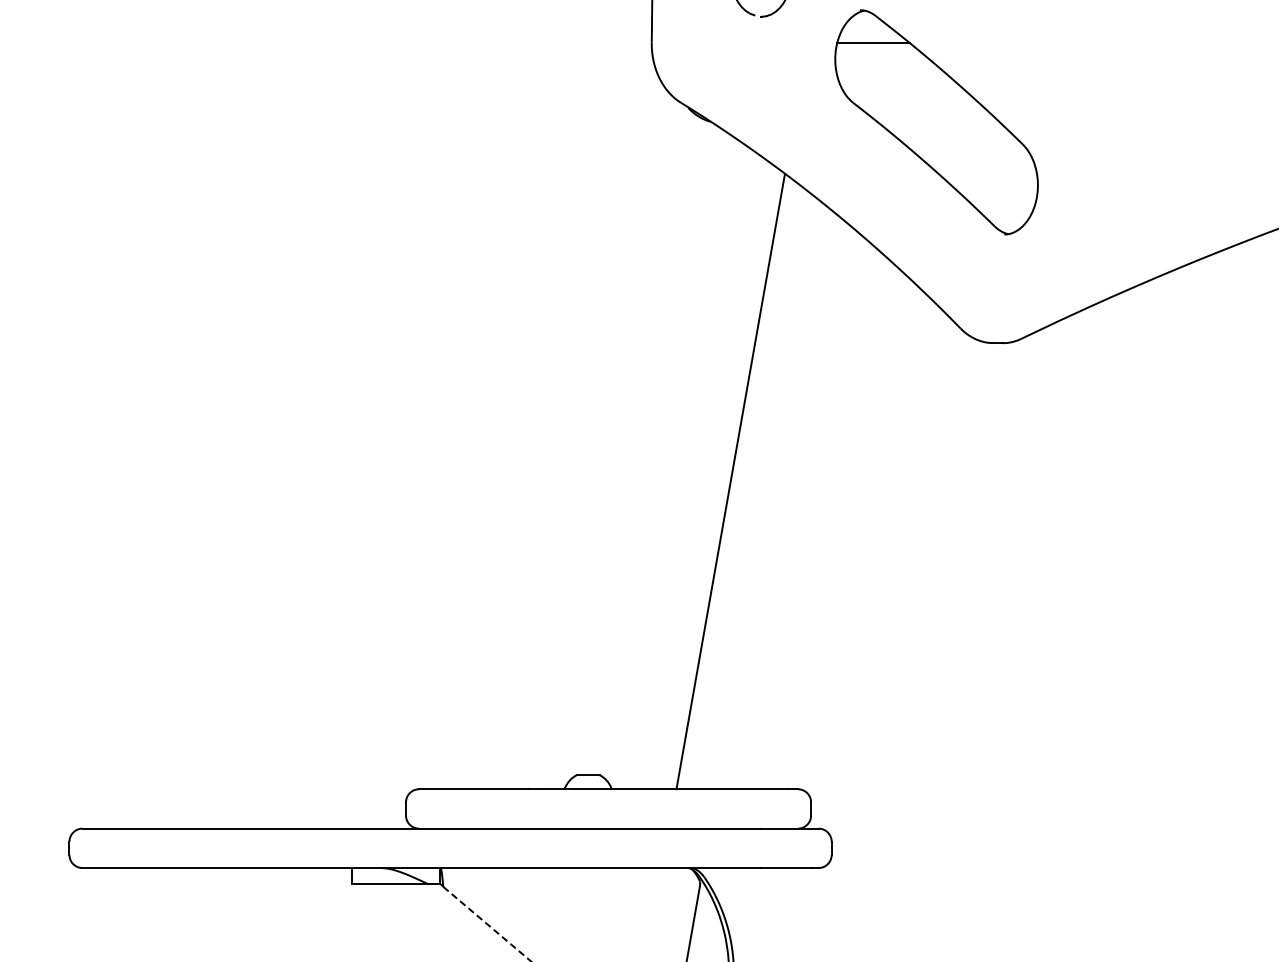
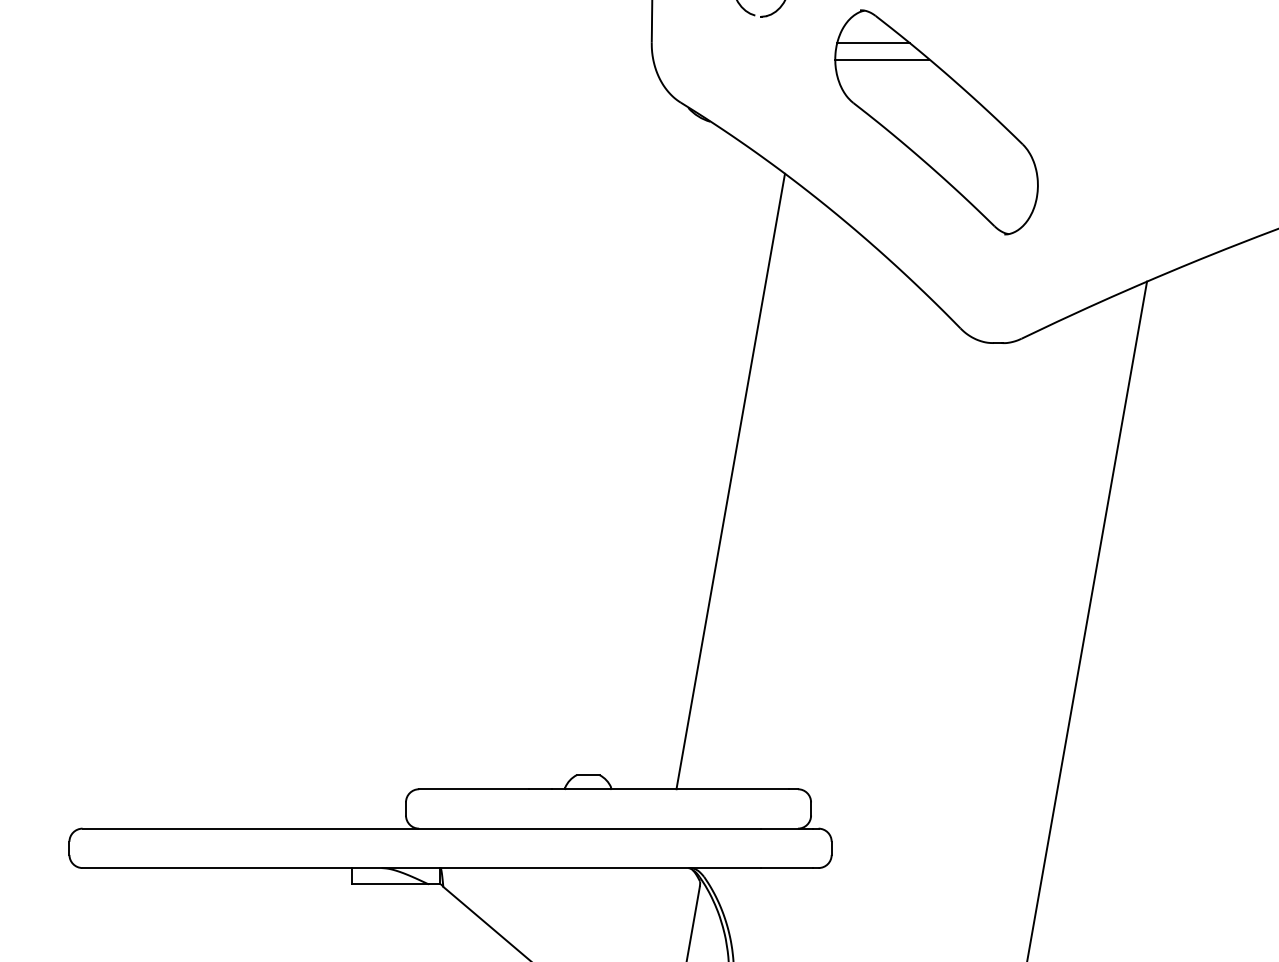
line: none -> present (882, 59)
line: none -> present (1087, 619)
line: dashed -> solid (487, 924)
